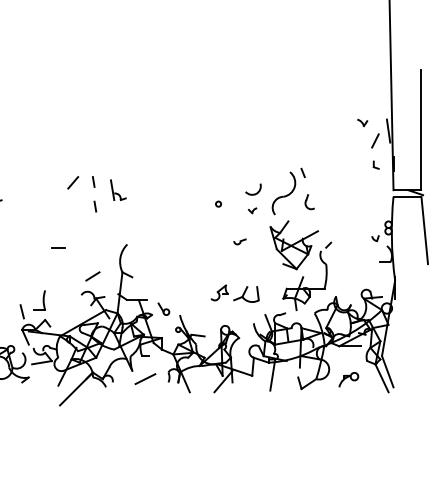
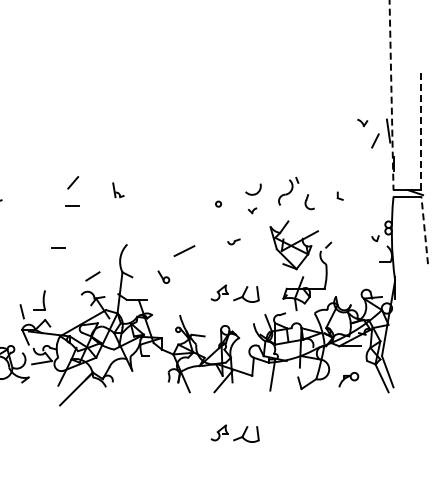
line: solid -> dashed (391, 95)
line: solid -> dashed (421, 130)
part position: (375, 164) -> (339, 195) (339, 195)
line: present -> none (93, 181)
part size: 17x23 px -> 13x17 px (118, 190)
part size: 35x49 px -> 22x30 px (288, 190)
line: none -> present (72, 205)
line: present -> none (95, 206)
line: solid -> dashed (424, 230)
part position: (239, 241) -> (233, 241) (233, 241)
part position: (163, 308) -> (163, 276) (163, 276)
line position: (145, 379) -> (184, 251) (184, 251)
part: none -> present (234, 433)
